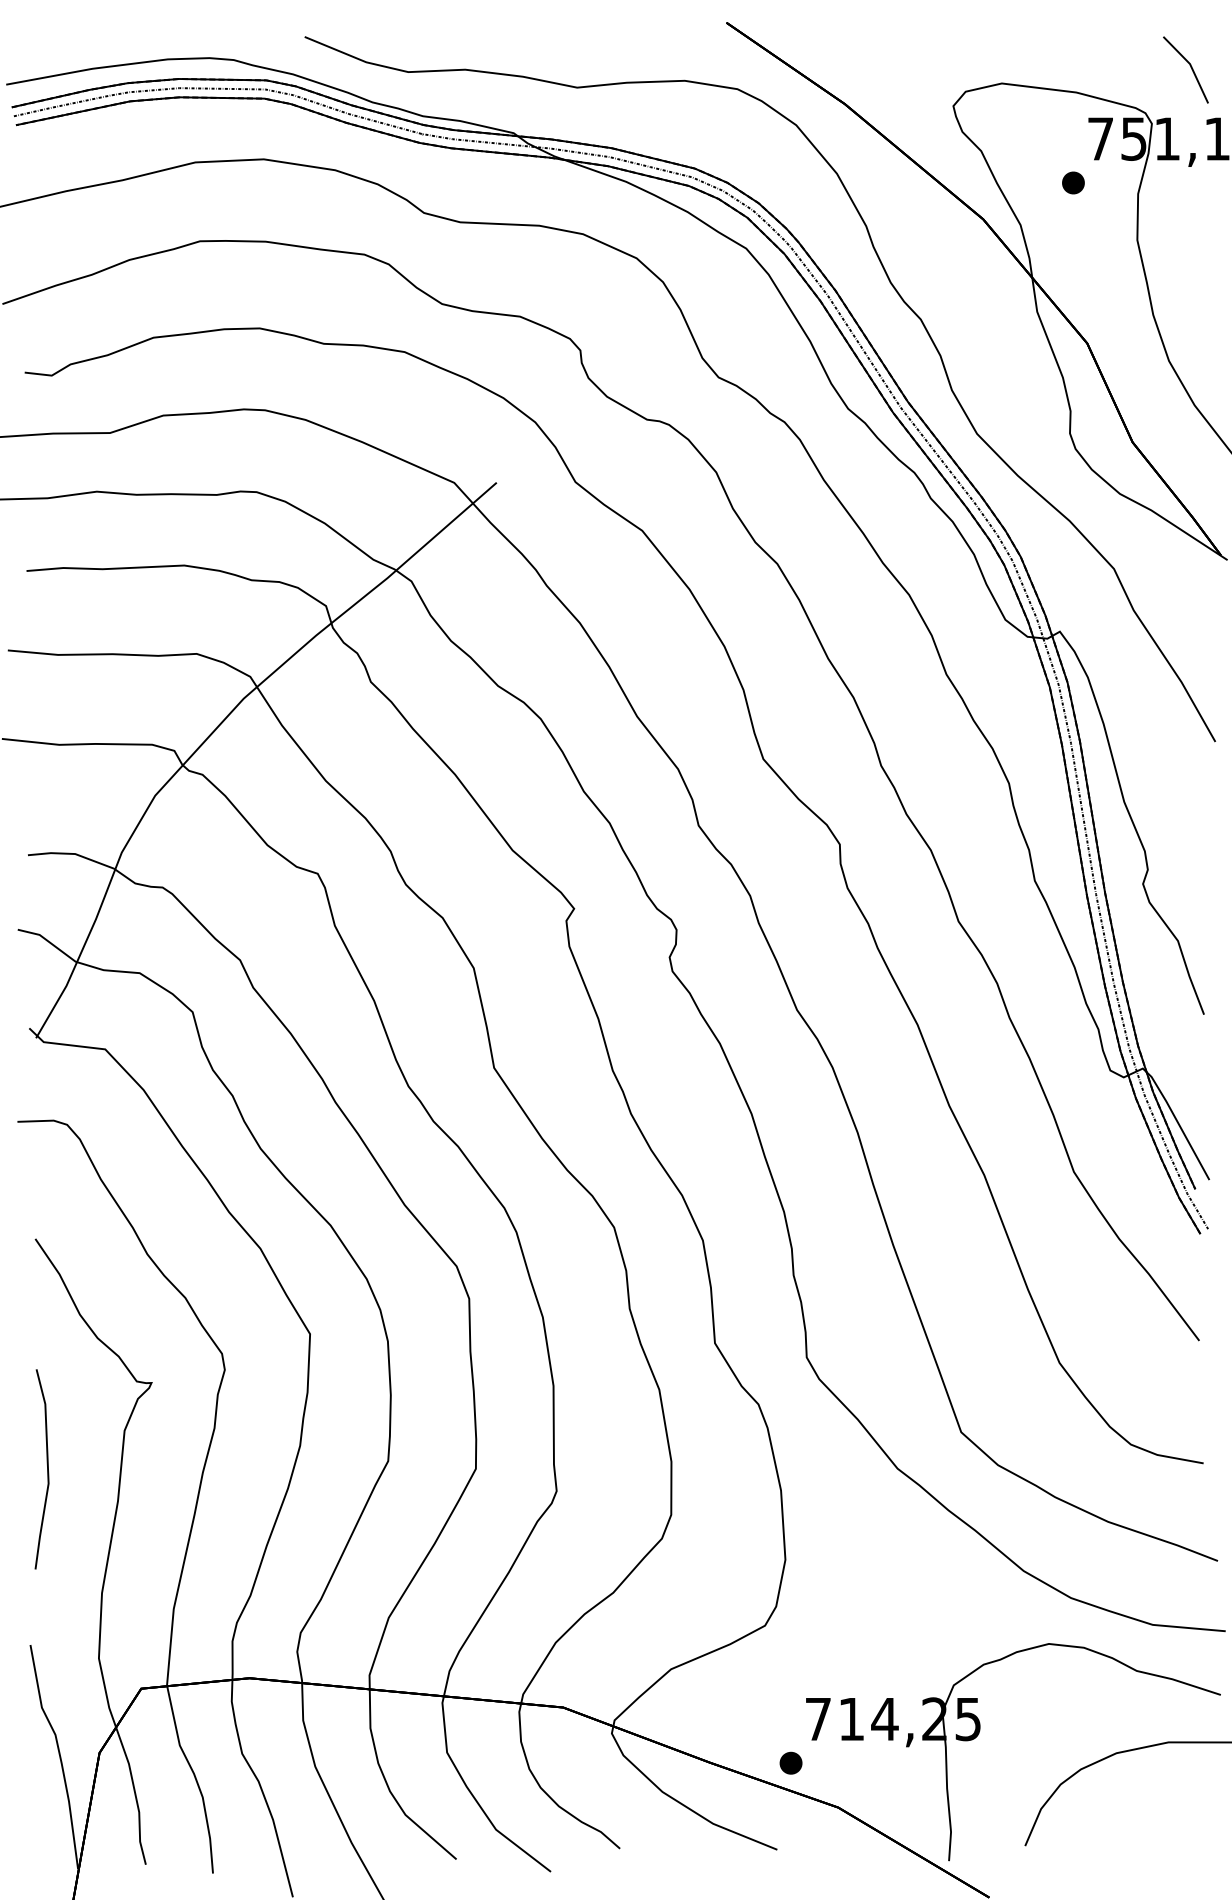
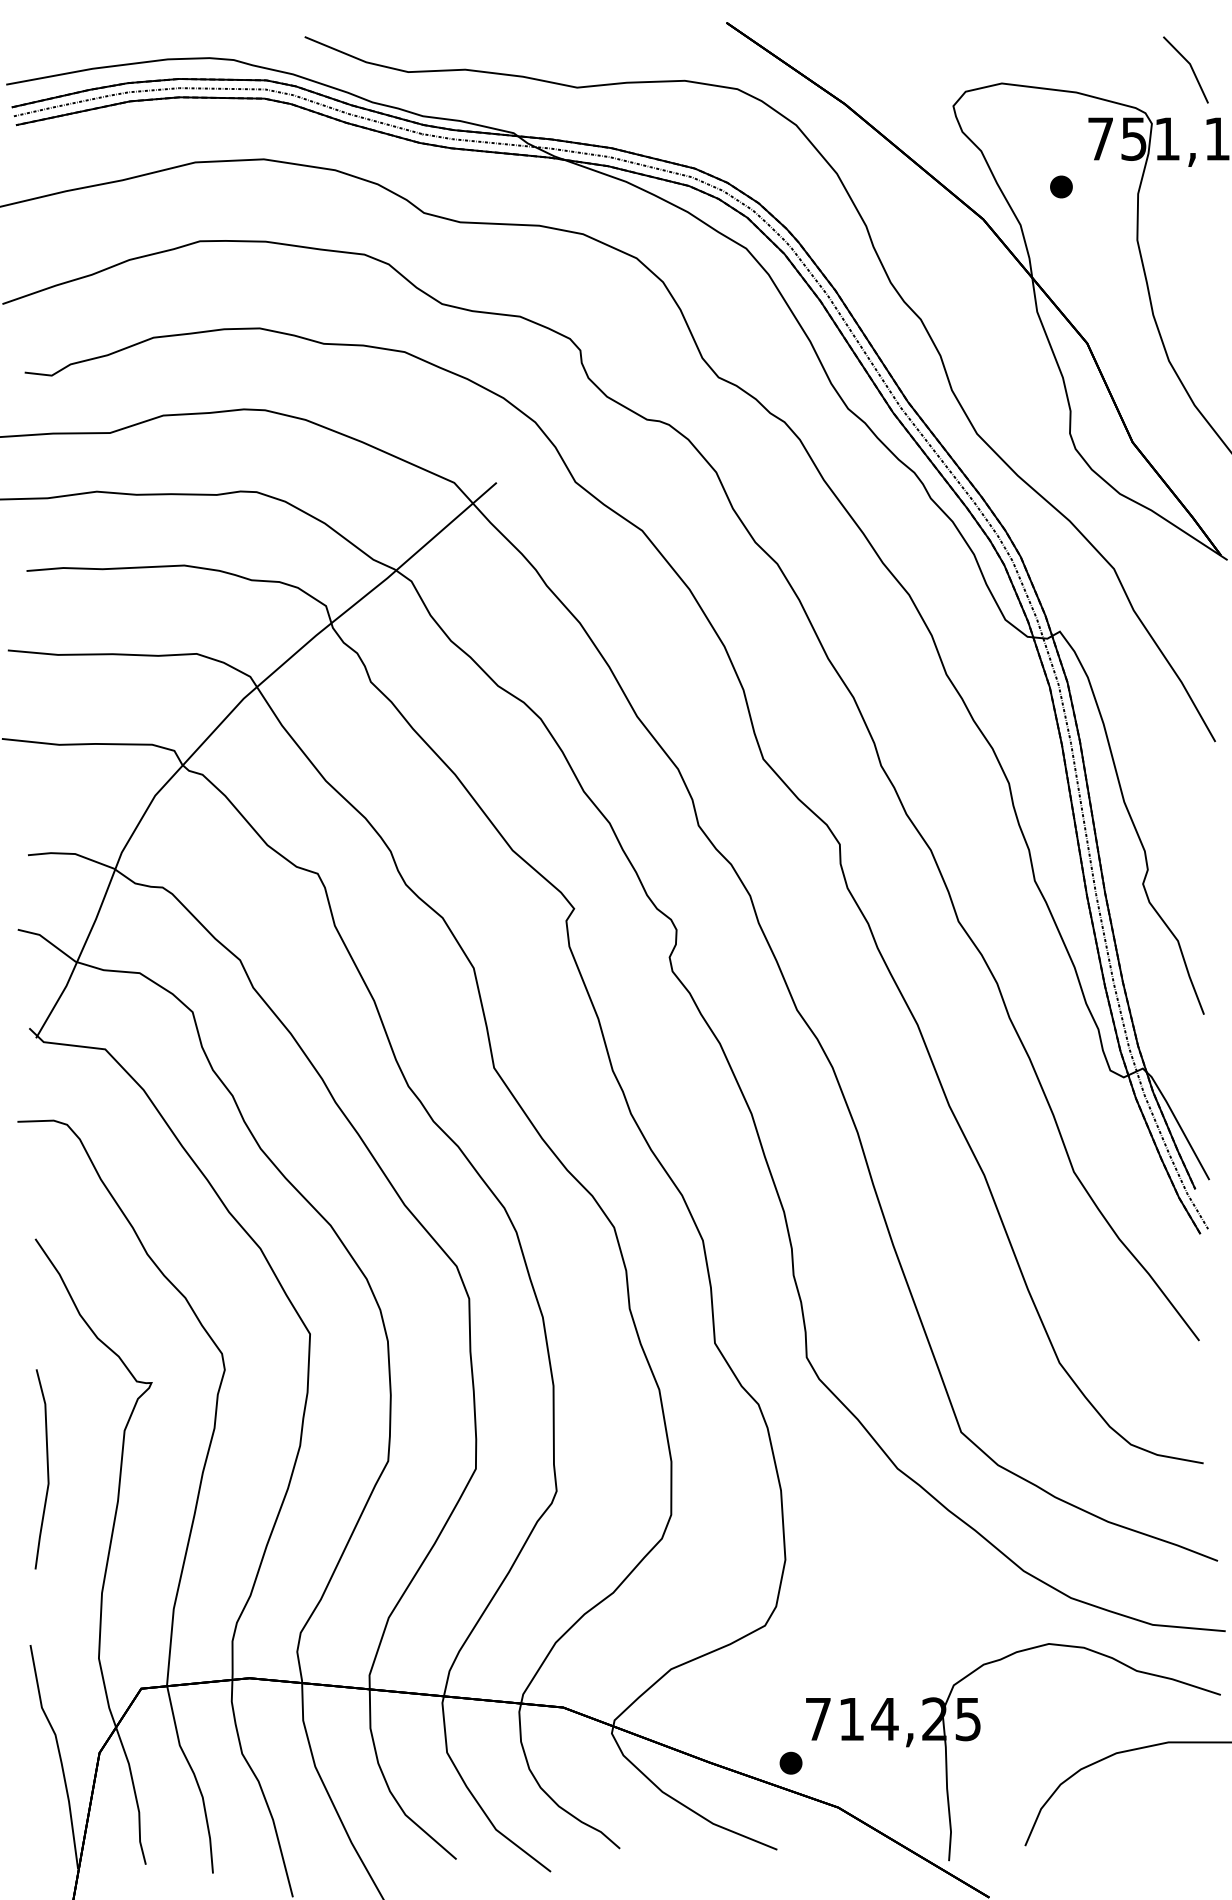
part position: (1073, 182) -> (1061, 186) (1061, 186)
